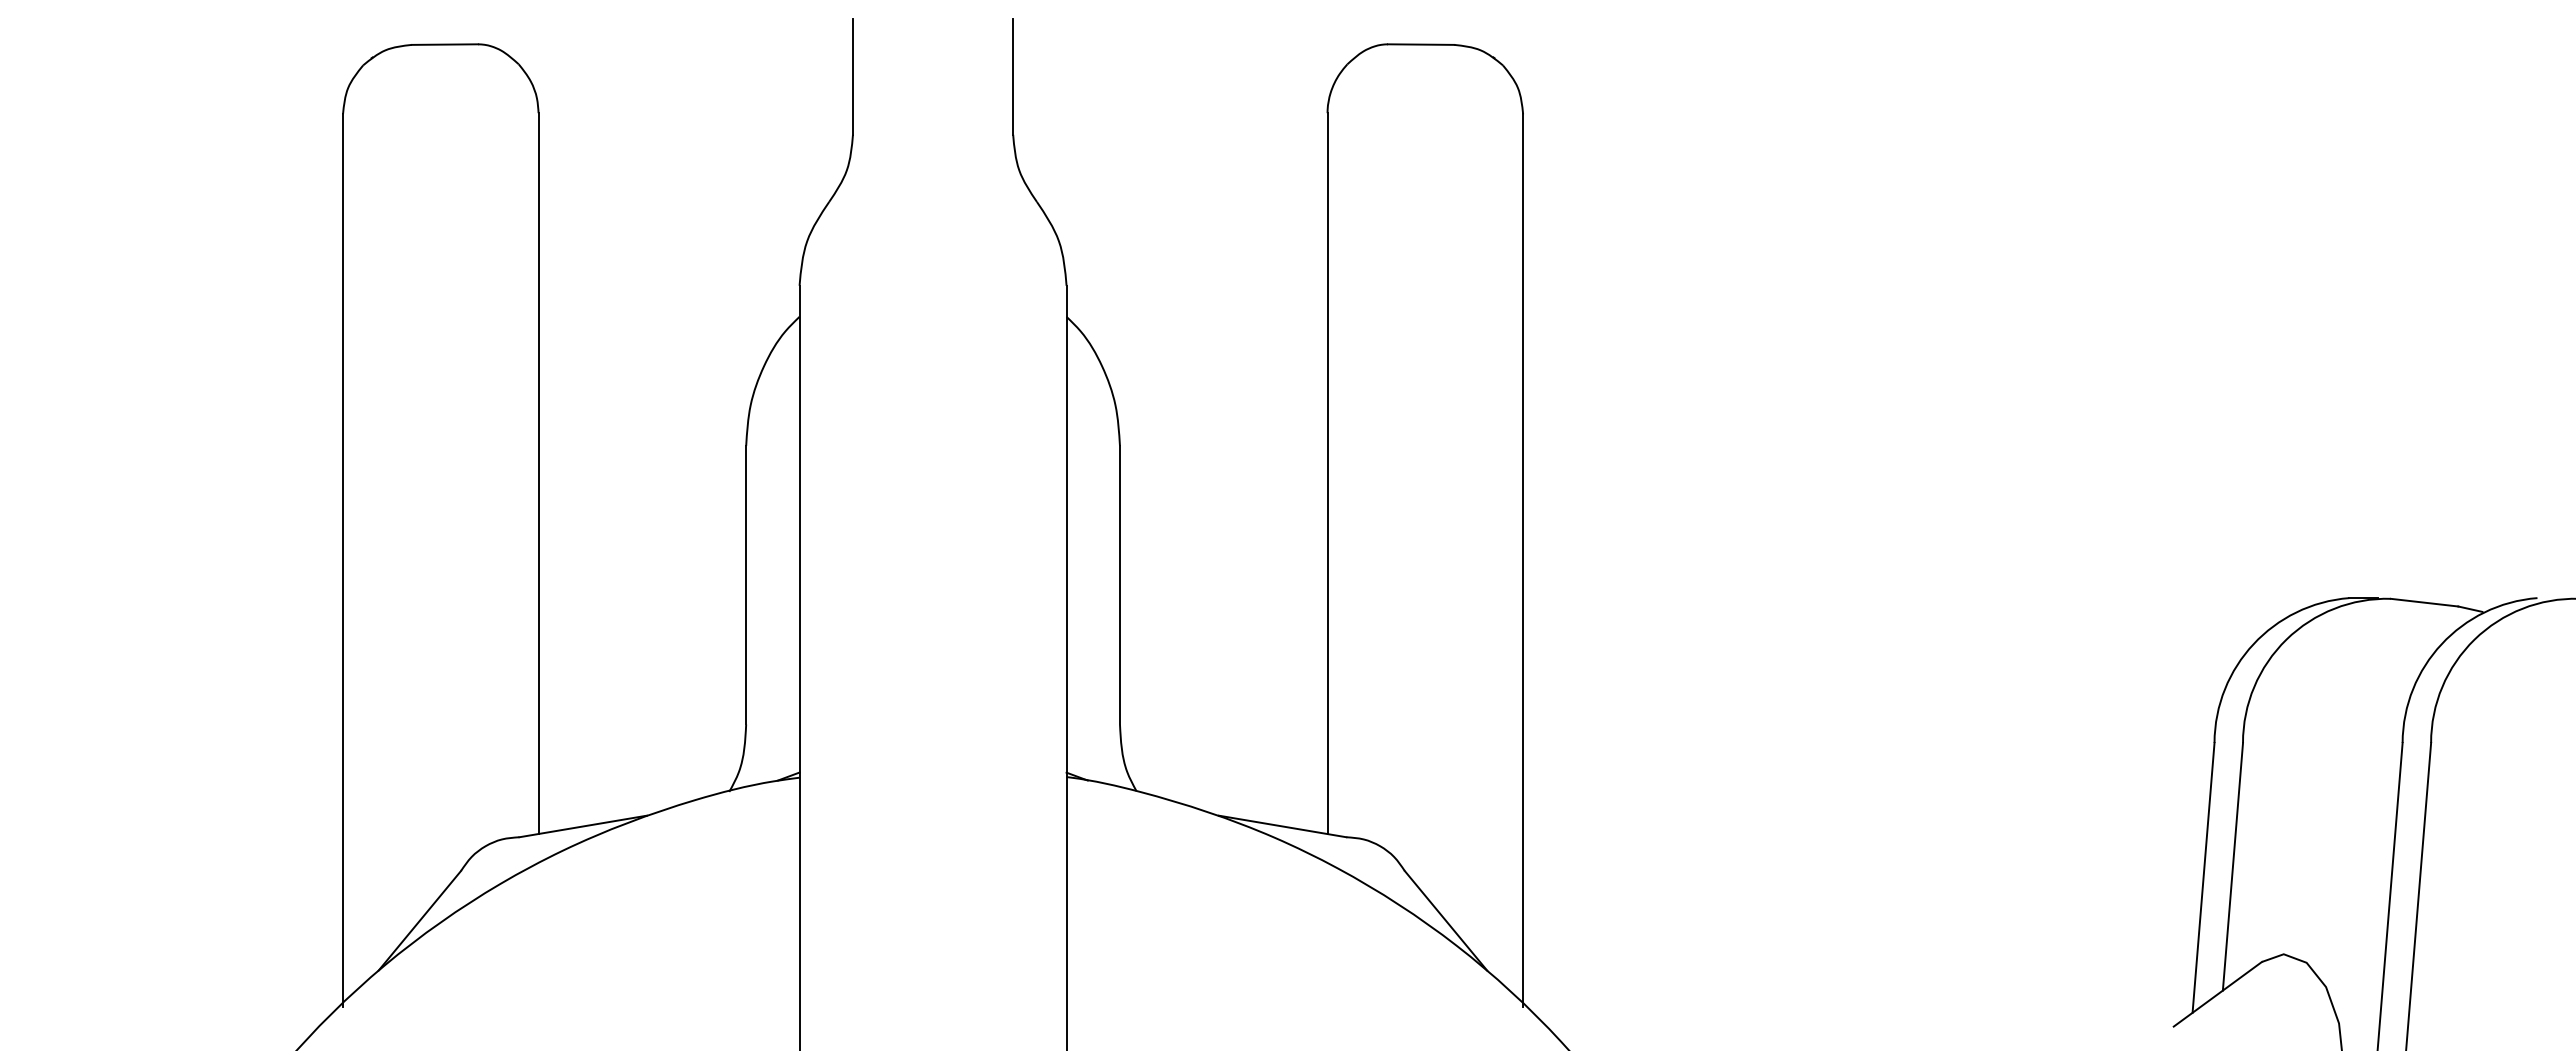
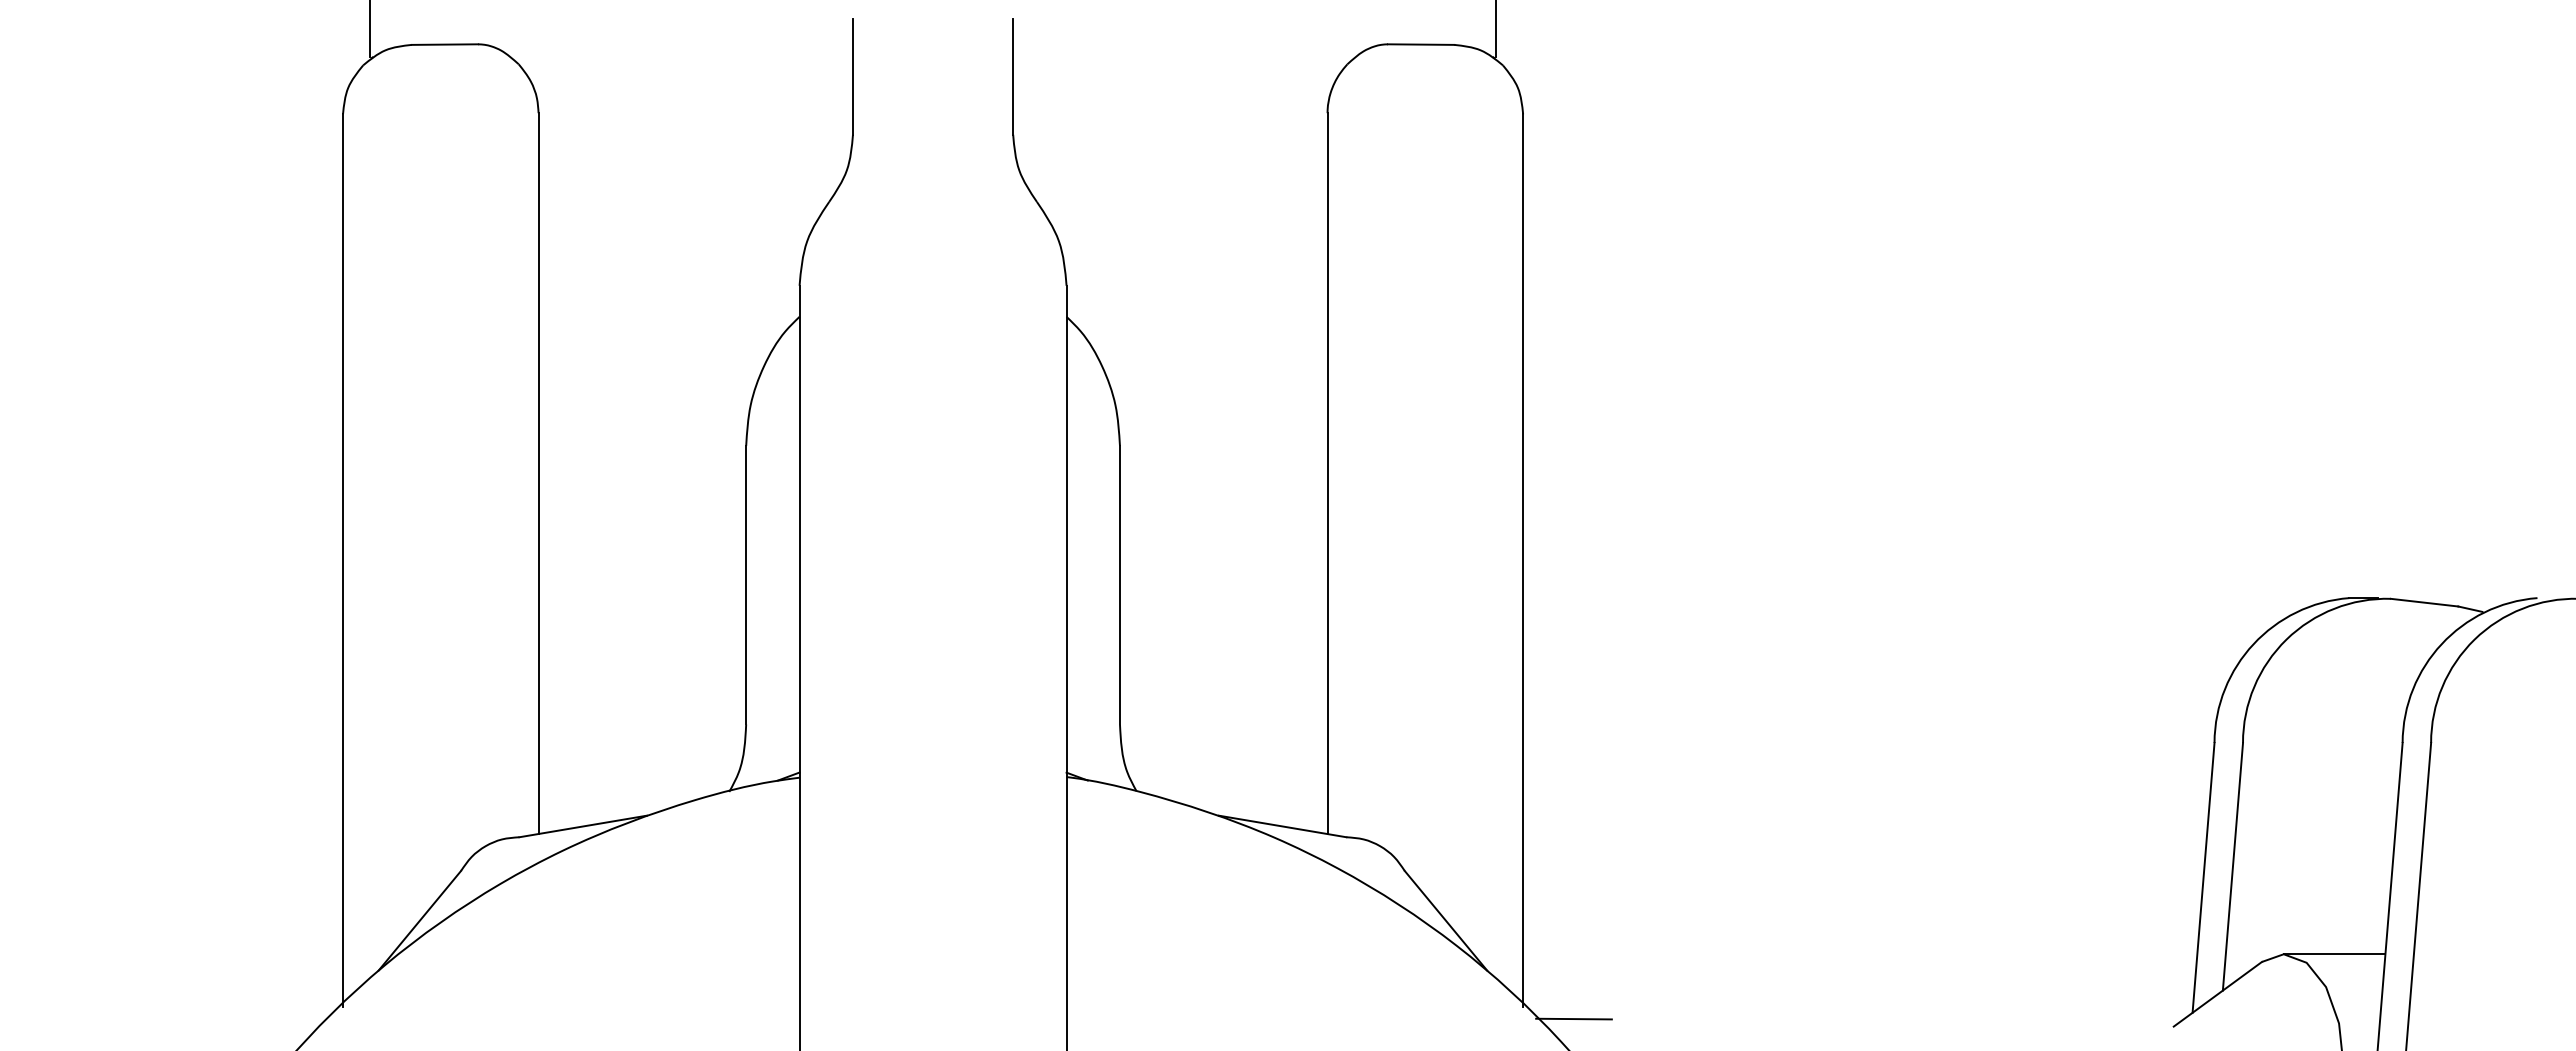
line: none -> present (369, 29)
line: none -> present (1496, 29)
line: none -> present (2334, 954)
line: none -> present (1573, 1018)
